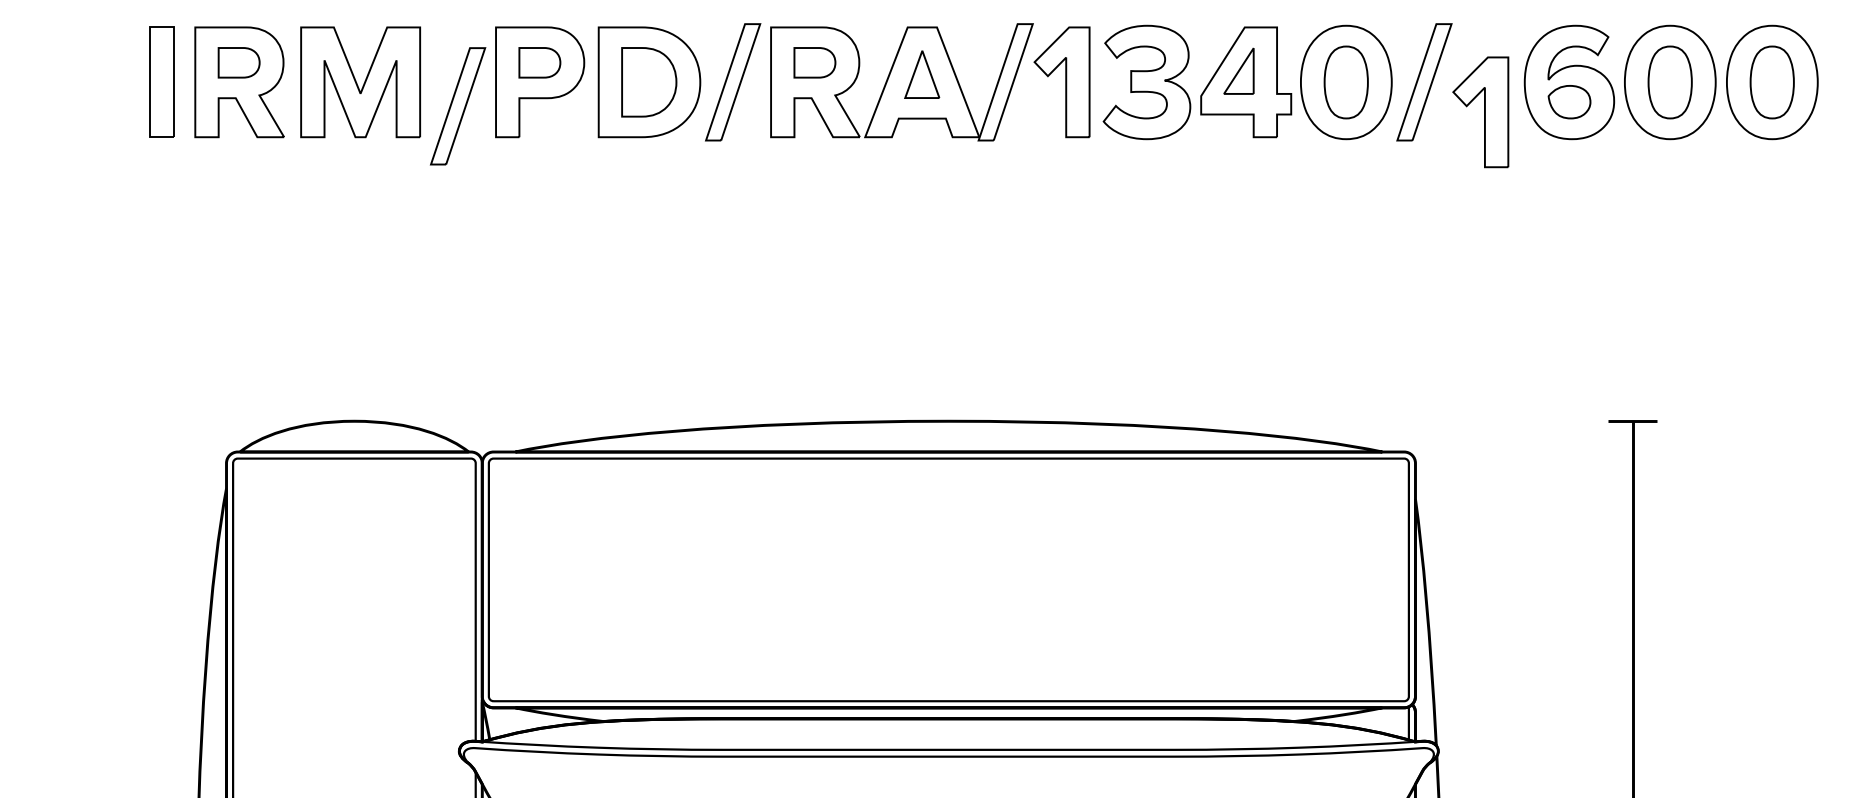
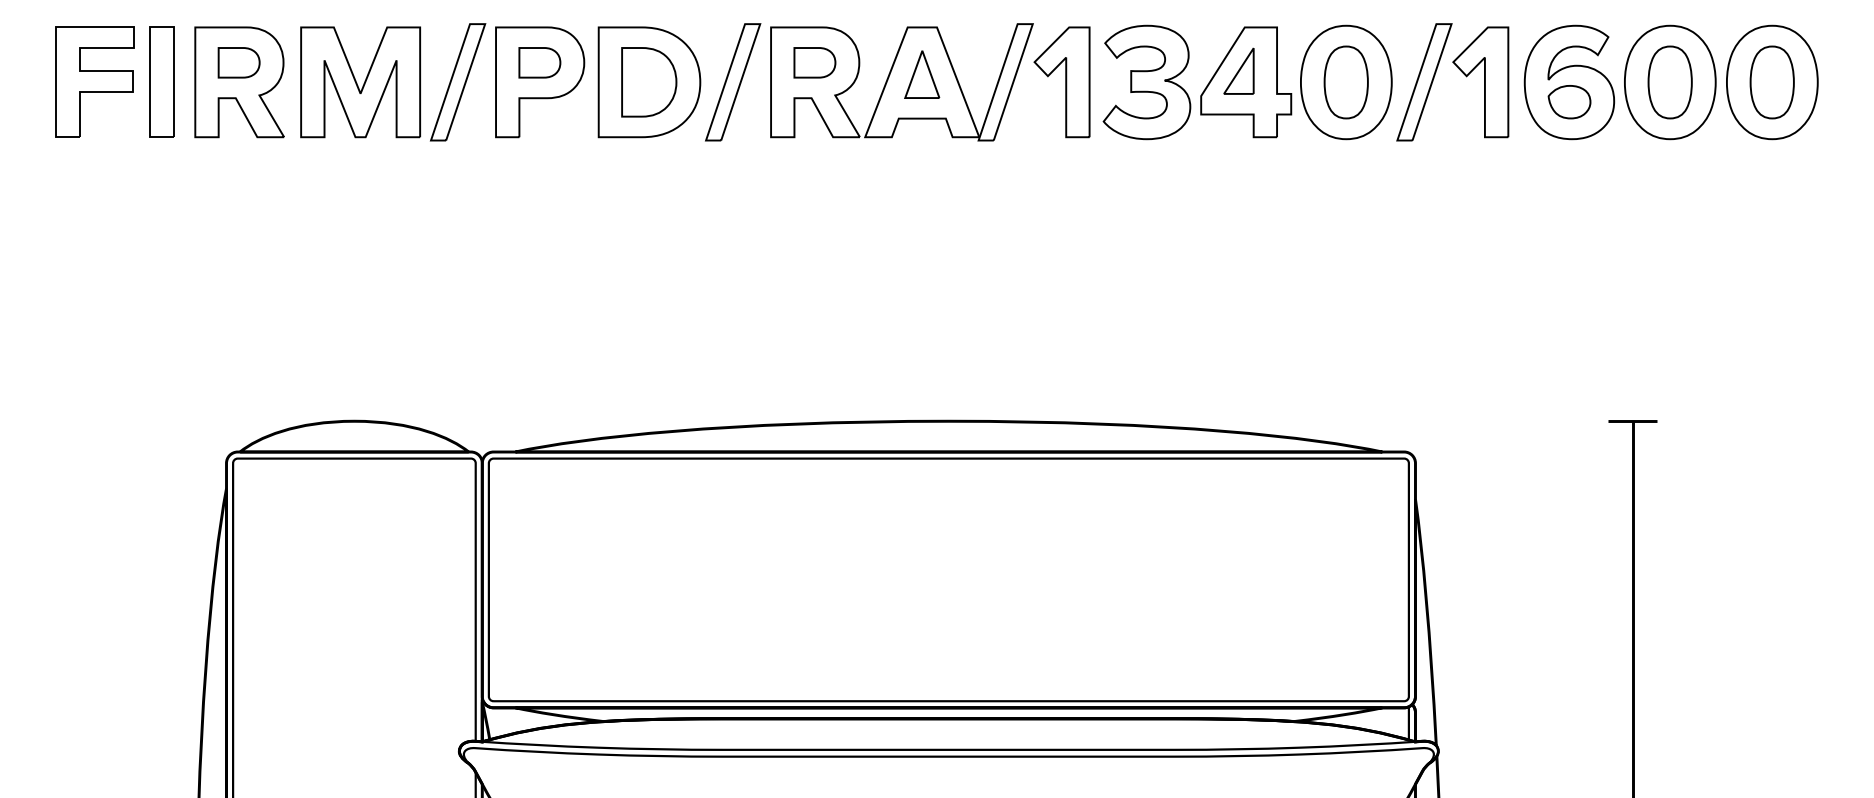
part: none -> present (94, 81)
part position: (458, 106) -> (458, 82) (458, 82)
part position: (1480, 112) -> (1480, 82) (1480, 82)
